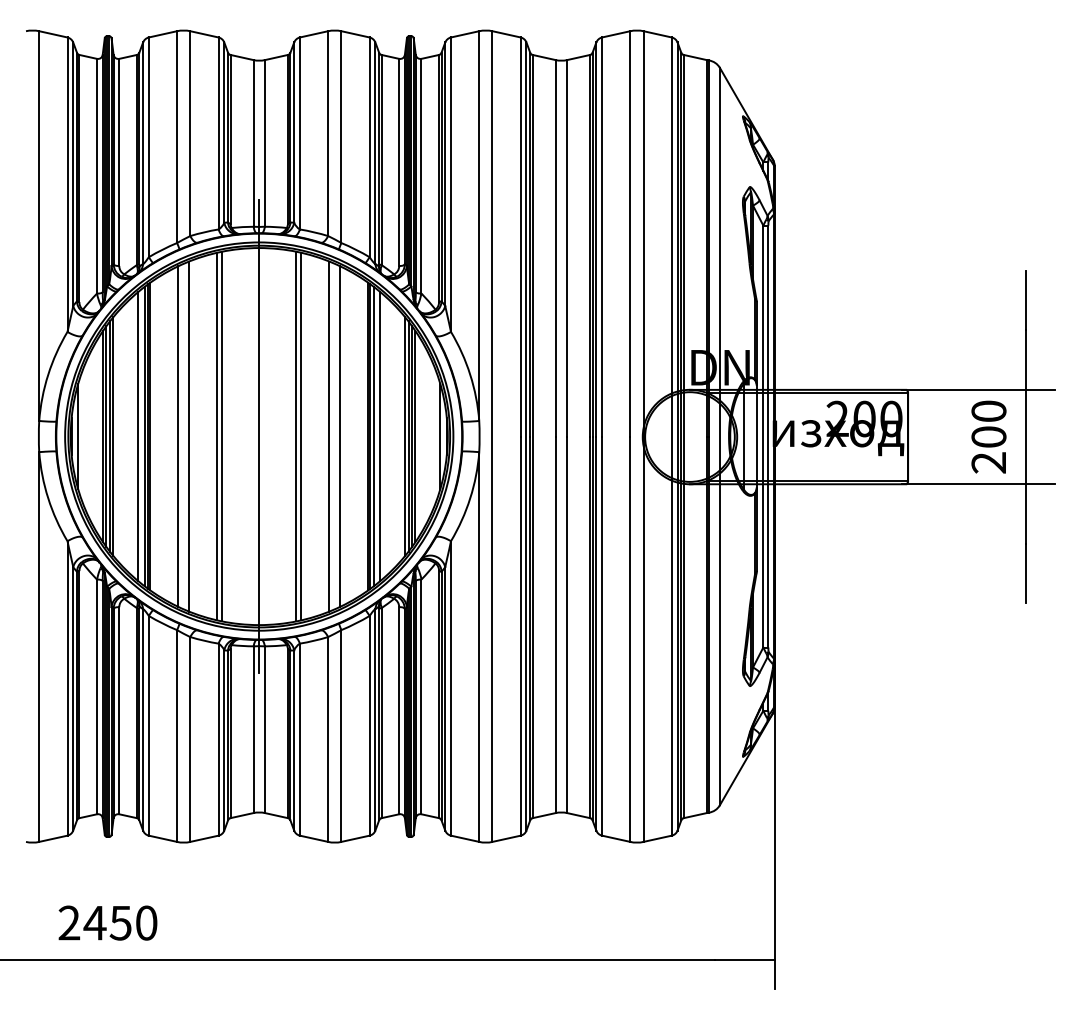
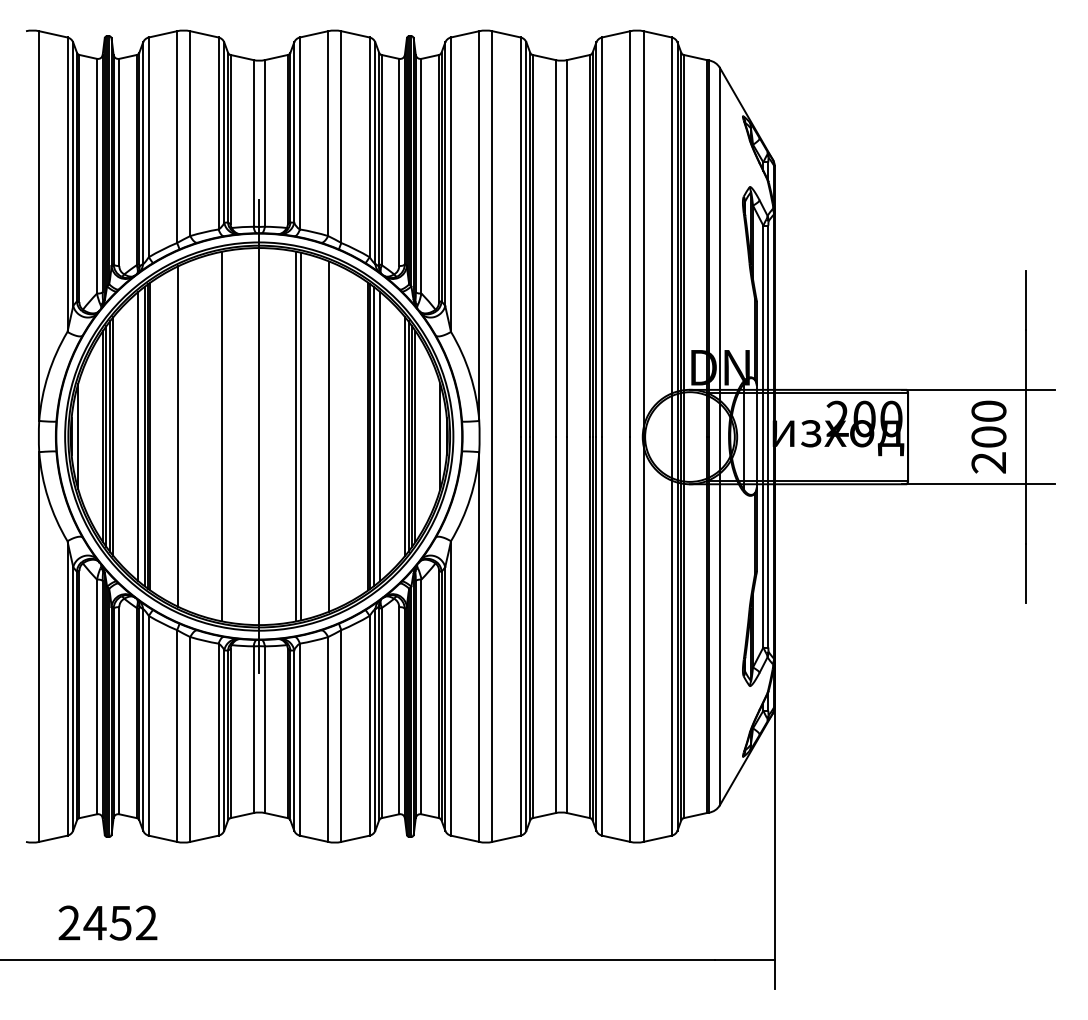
line: present -> none (189, 436)
line: present -> none (217, 436)
line: present -> none (340, 436)
text: 2450 -> 2452 (146, 922)
